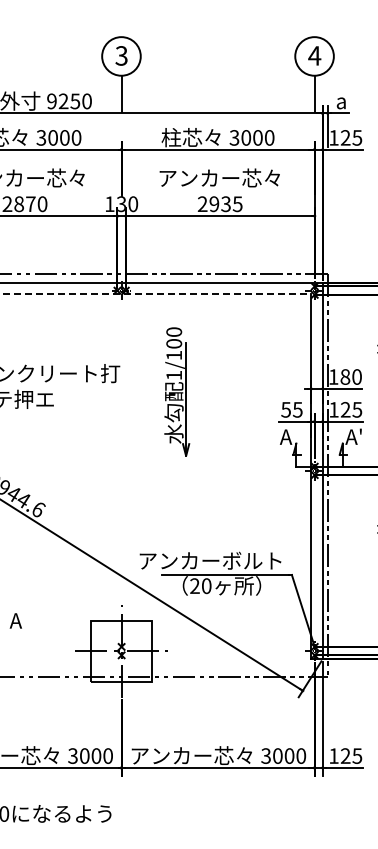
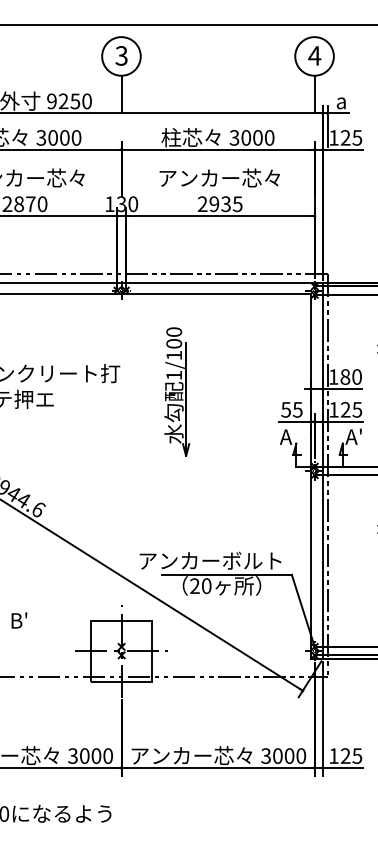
line: none -> present (188, 25)
line: dashed -> solid (156, 294)
text: A -> B' (18, 620)
